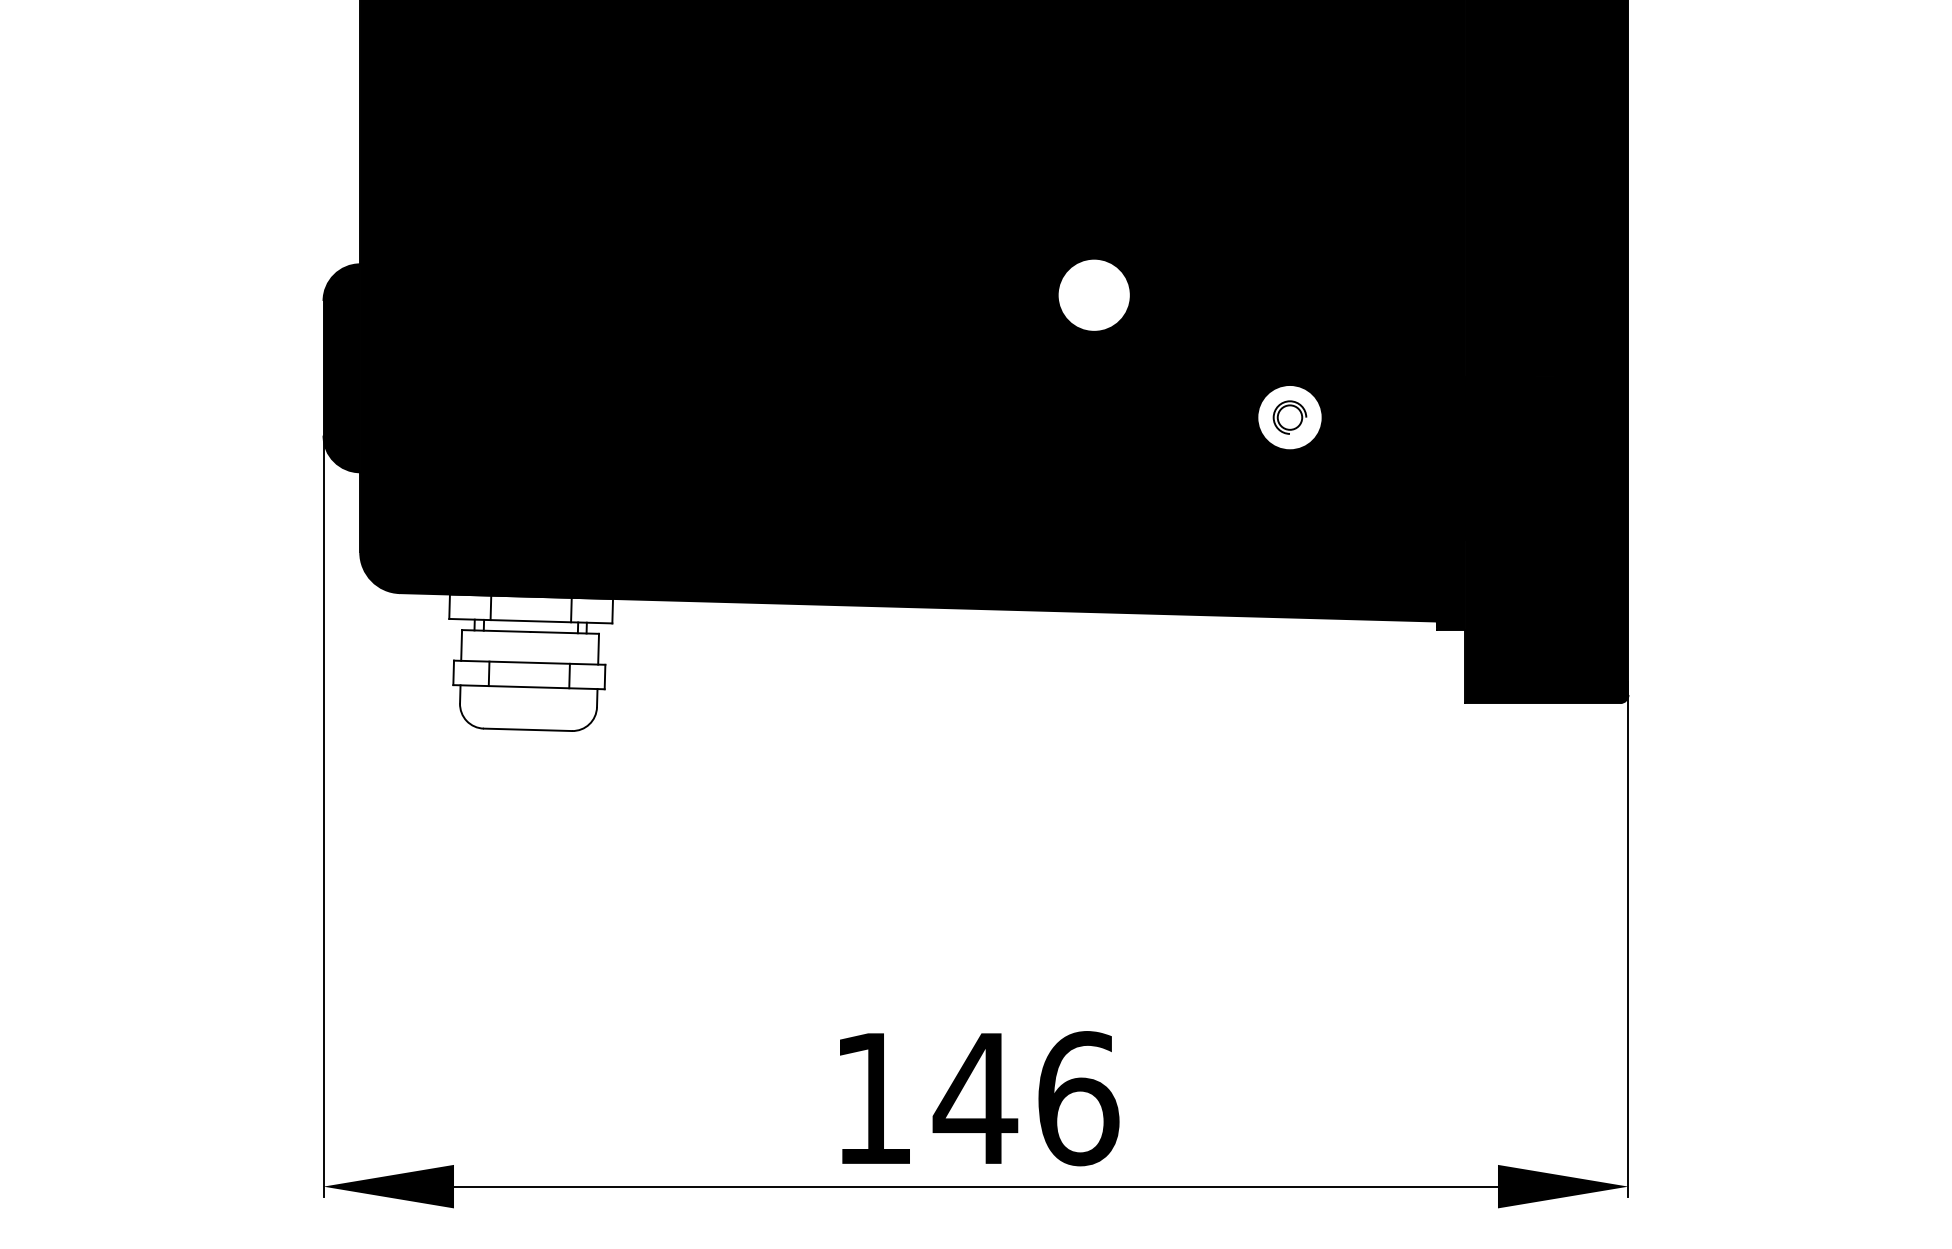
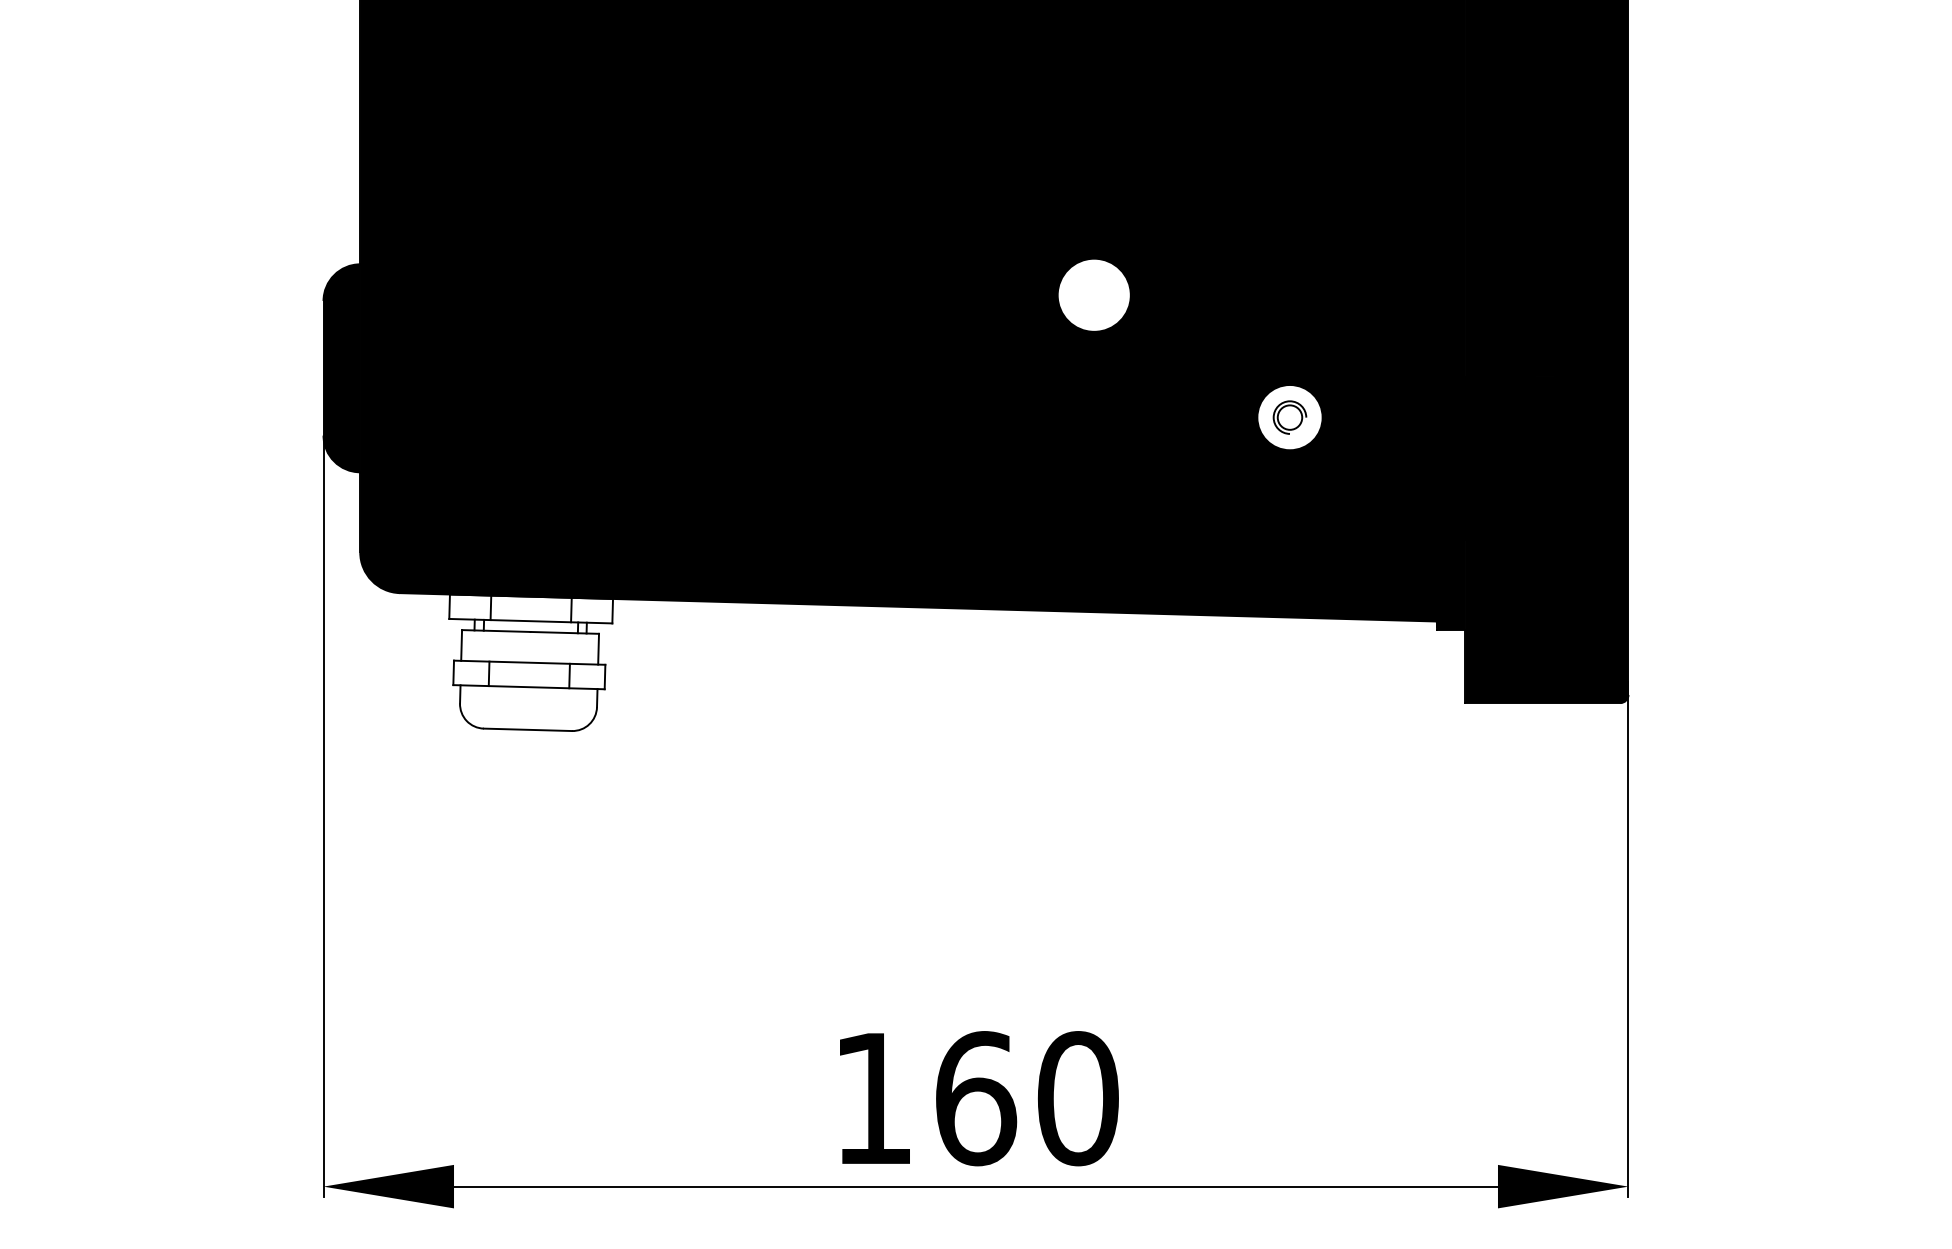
text: 146 -> 160 (1025, 1098)
